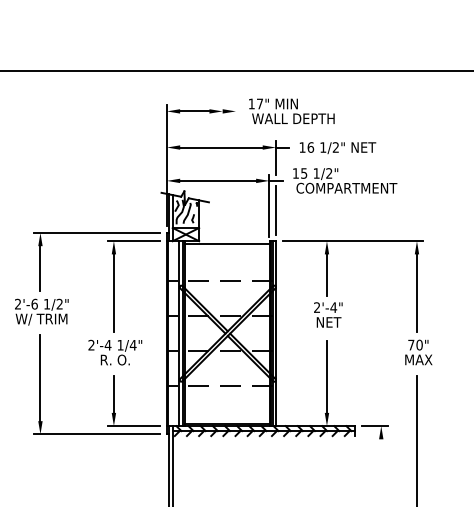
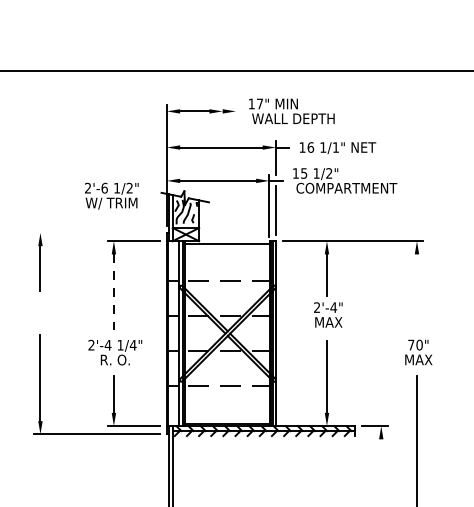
text: 1/2" -> 1/1" (335, 147)
line: present -> none (97, 232)
line: present -> none (416, 292)
line: solid -> dashed (113, 293)
text position: (41, 311) -> (111, 195) (111, 195)
text: NET -> MAX (328, 322)
